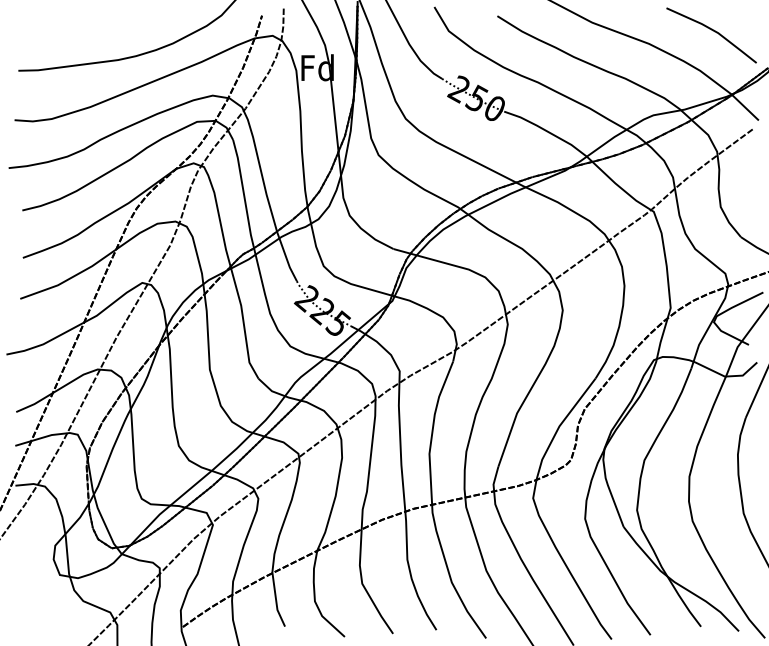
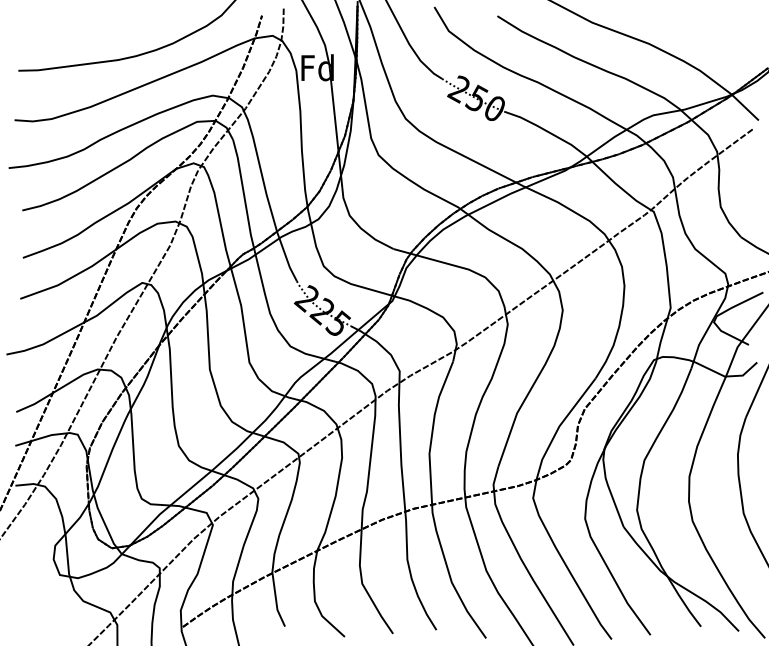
line: present -> none (714, 32)
